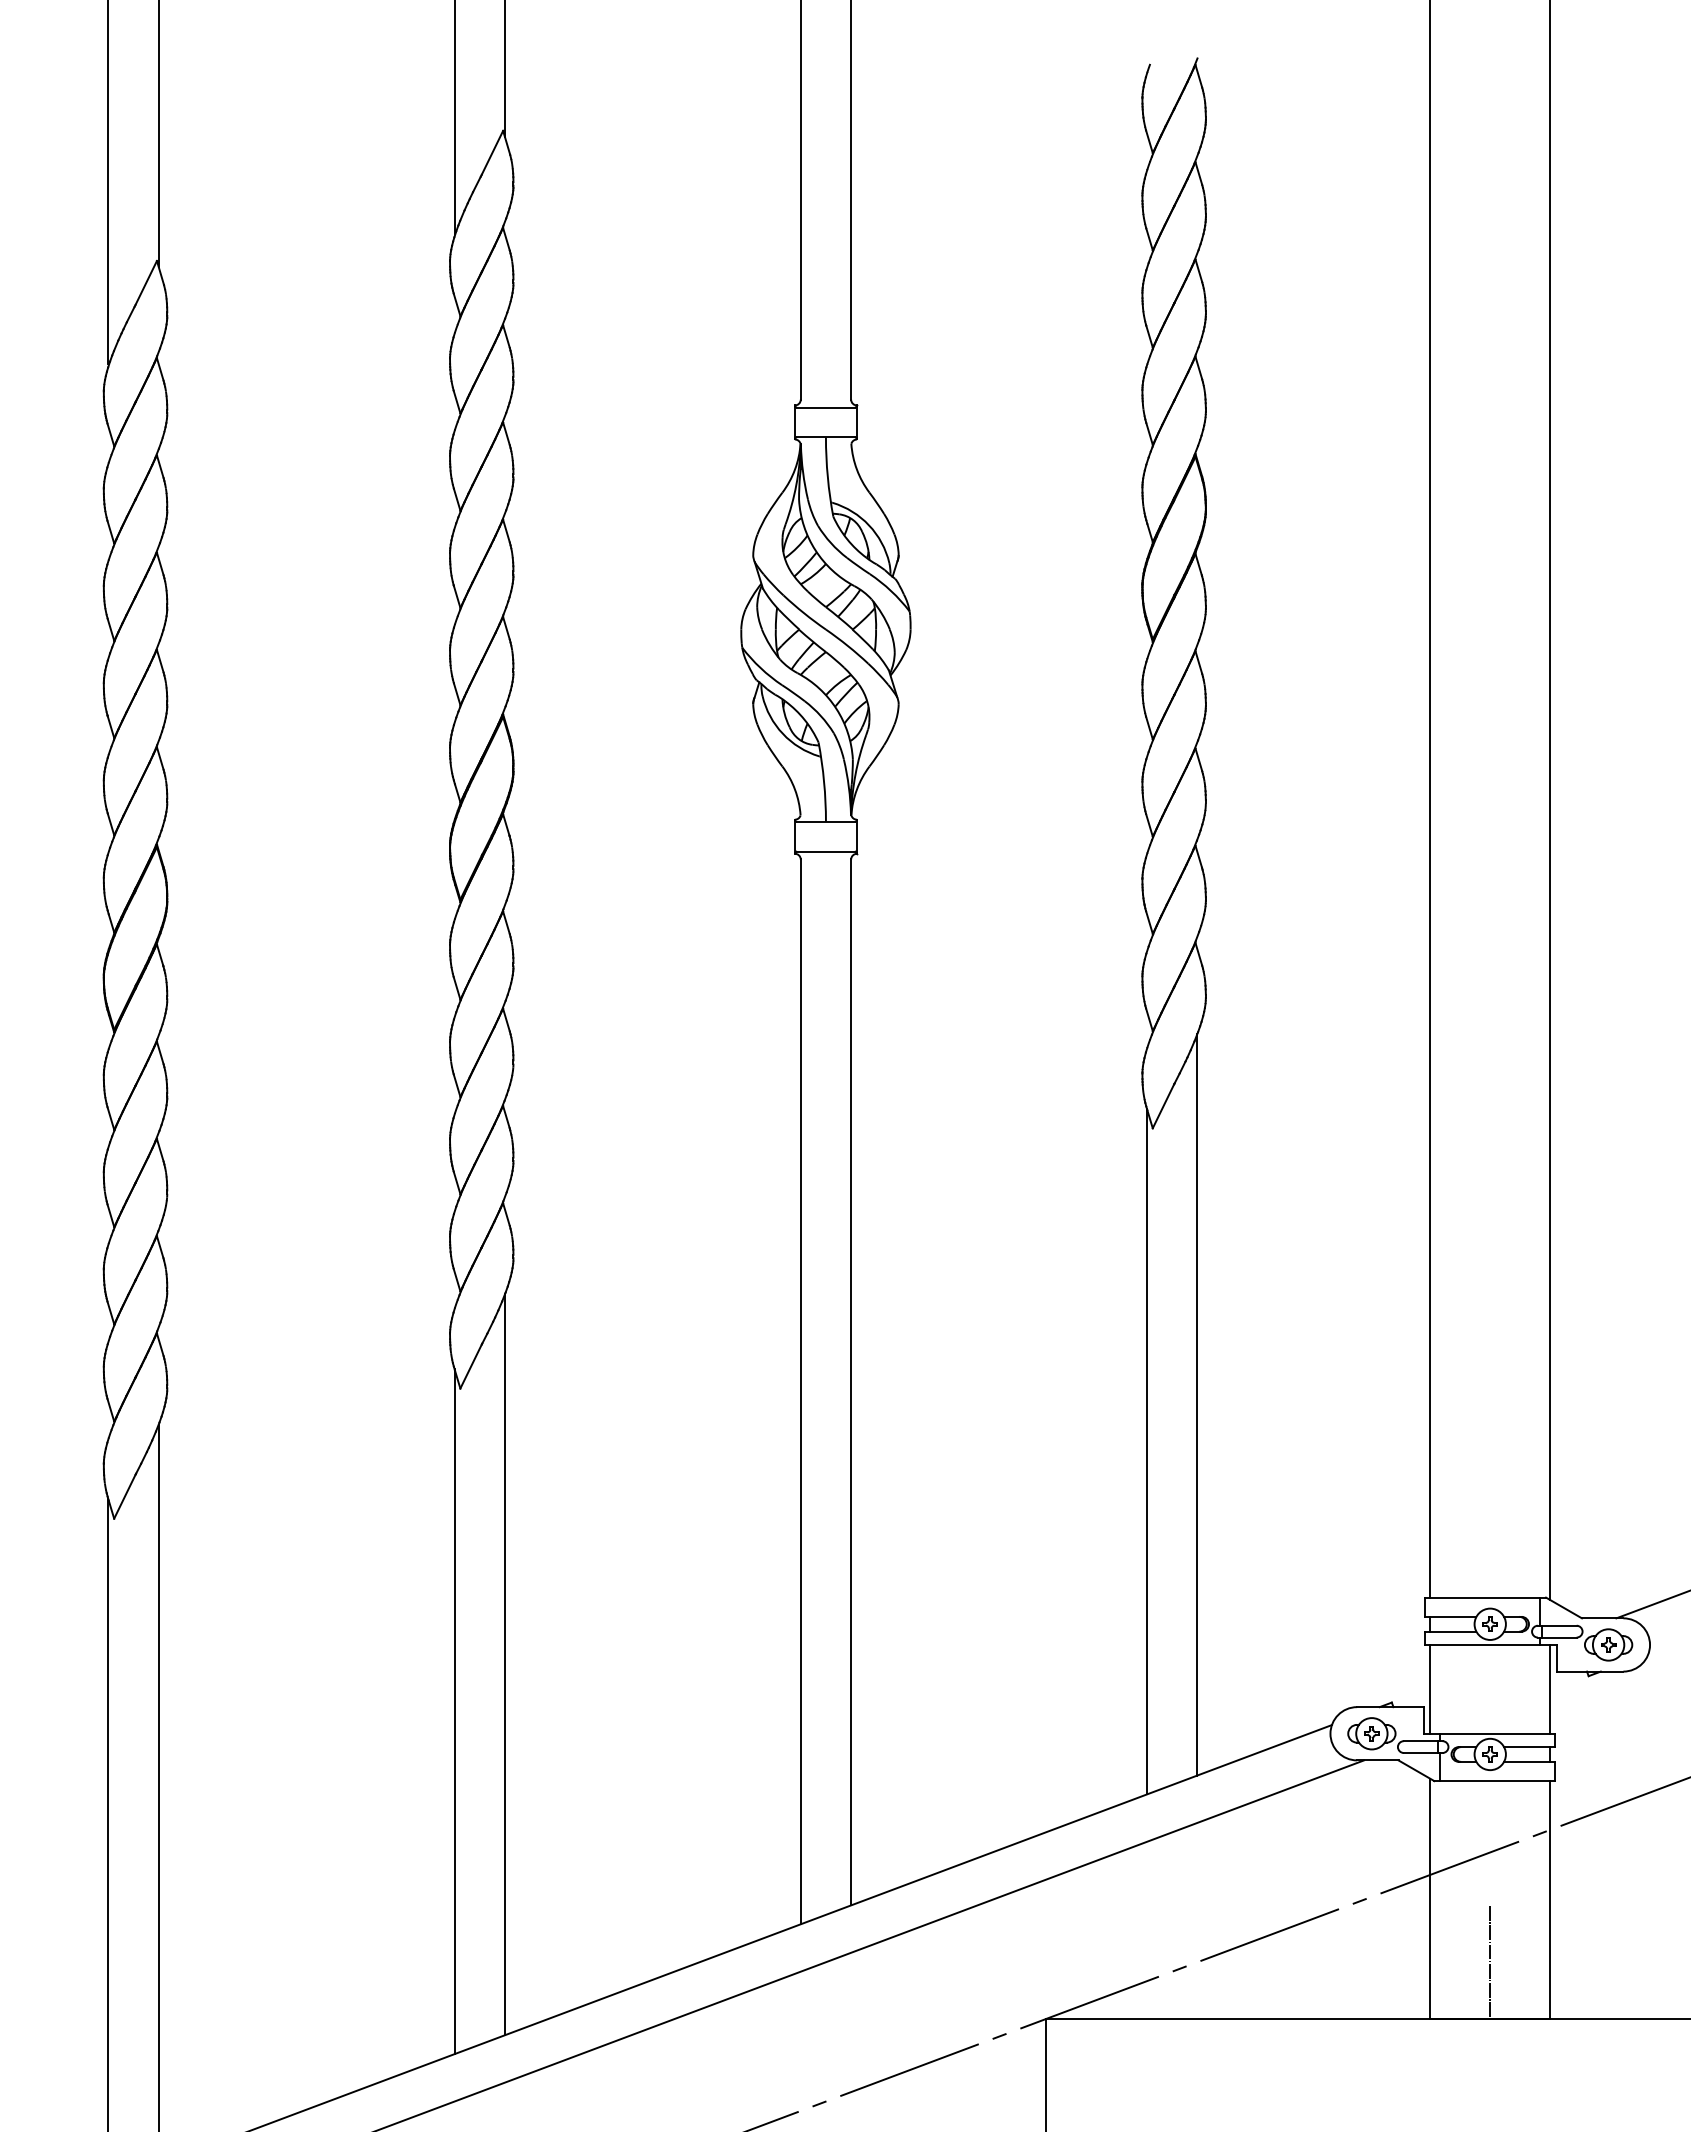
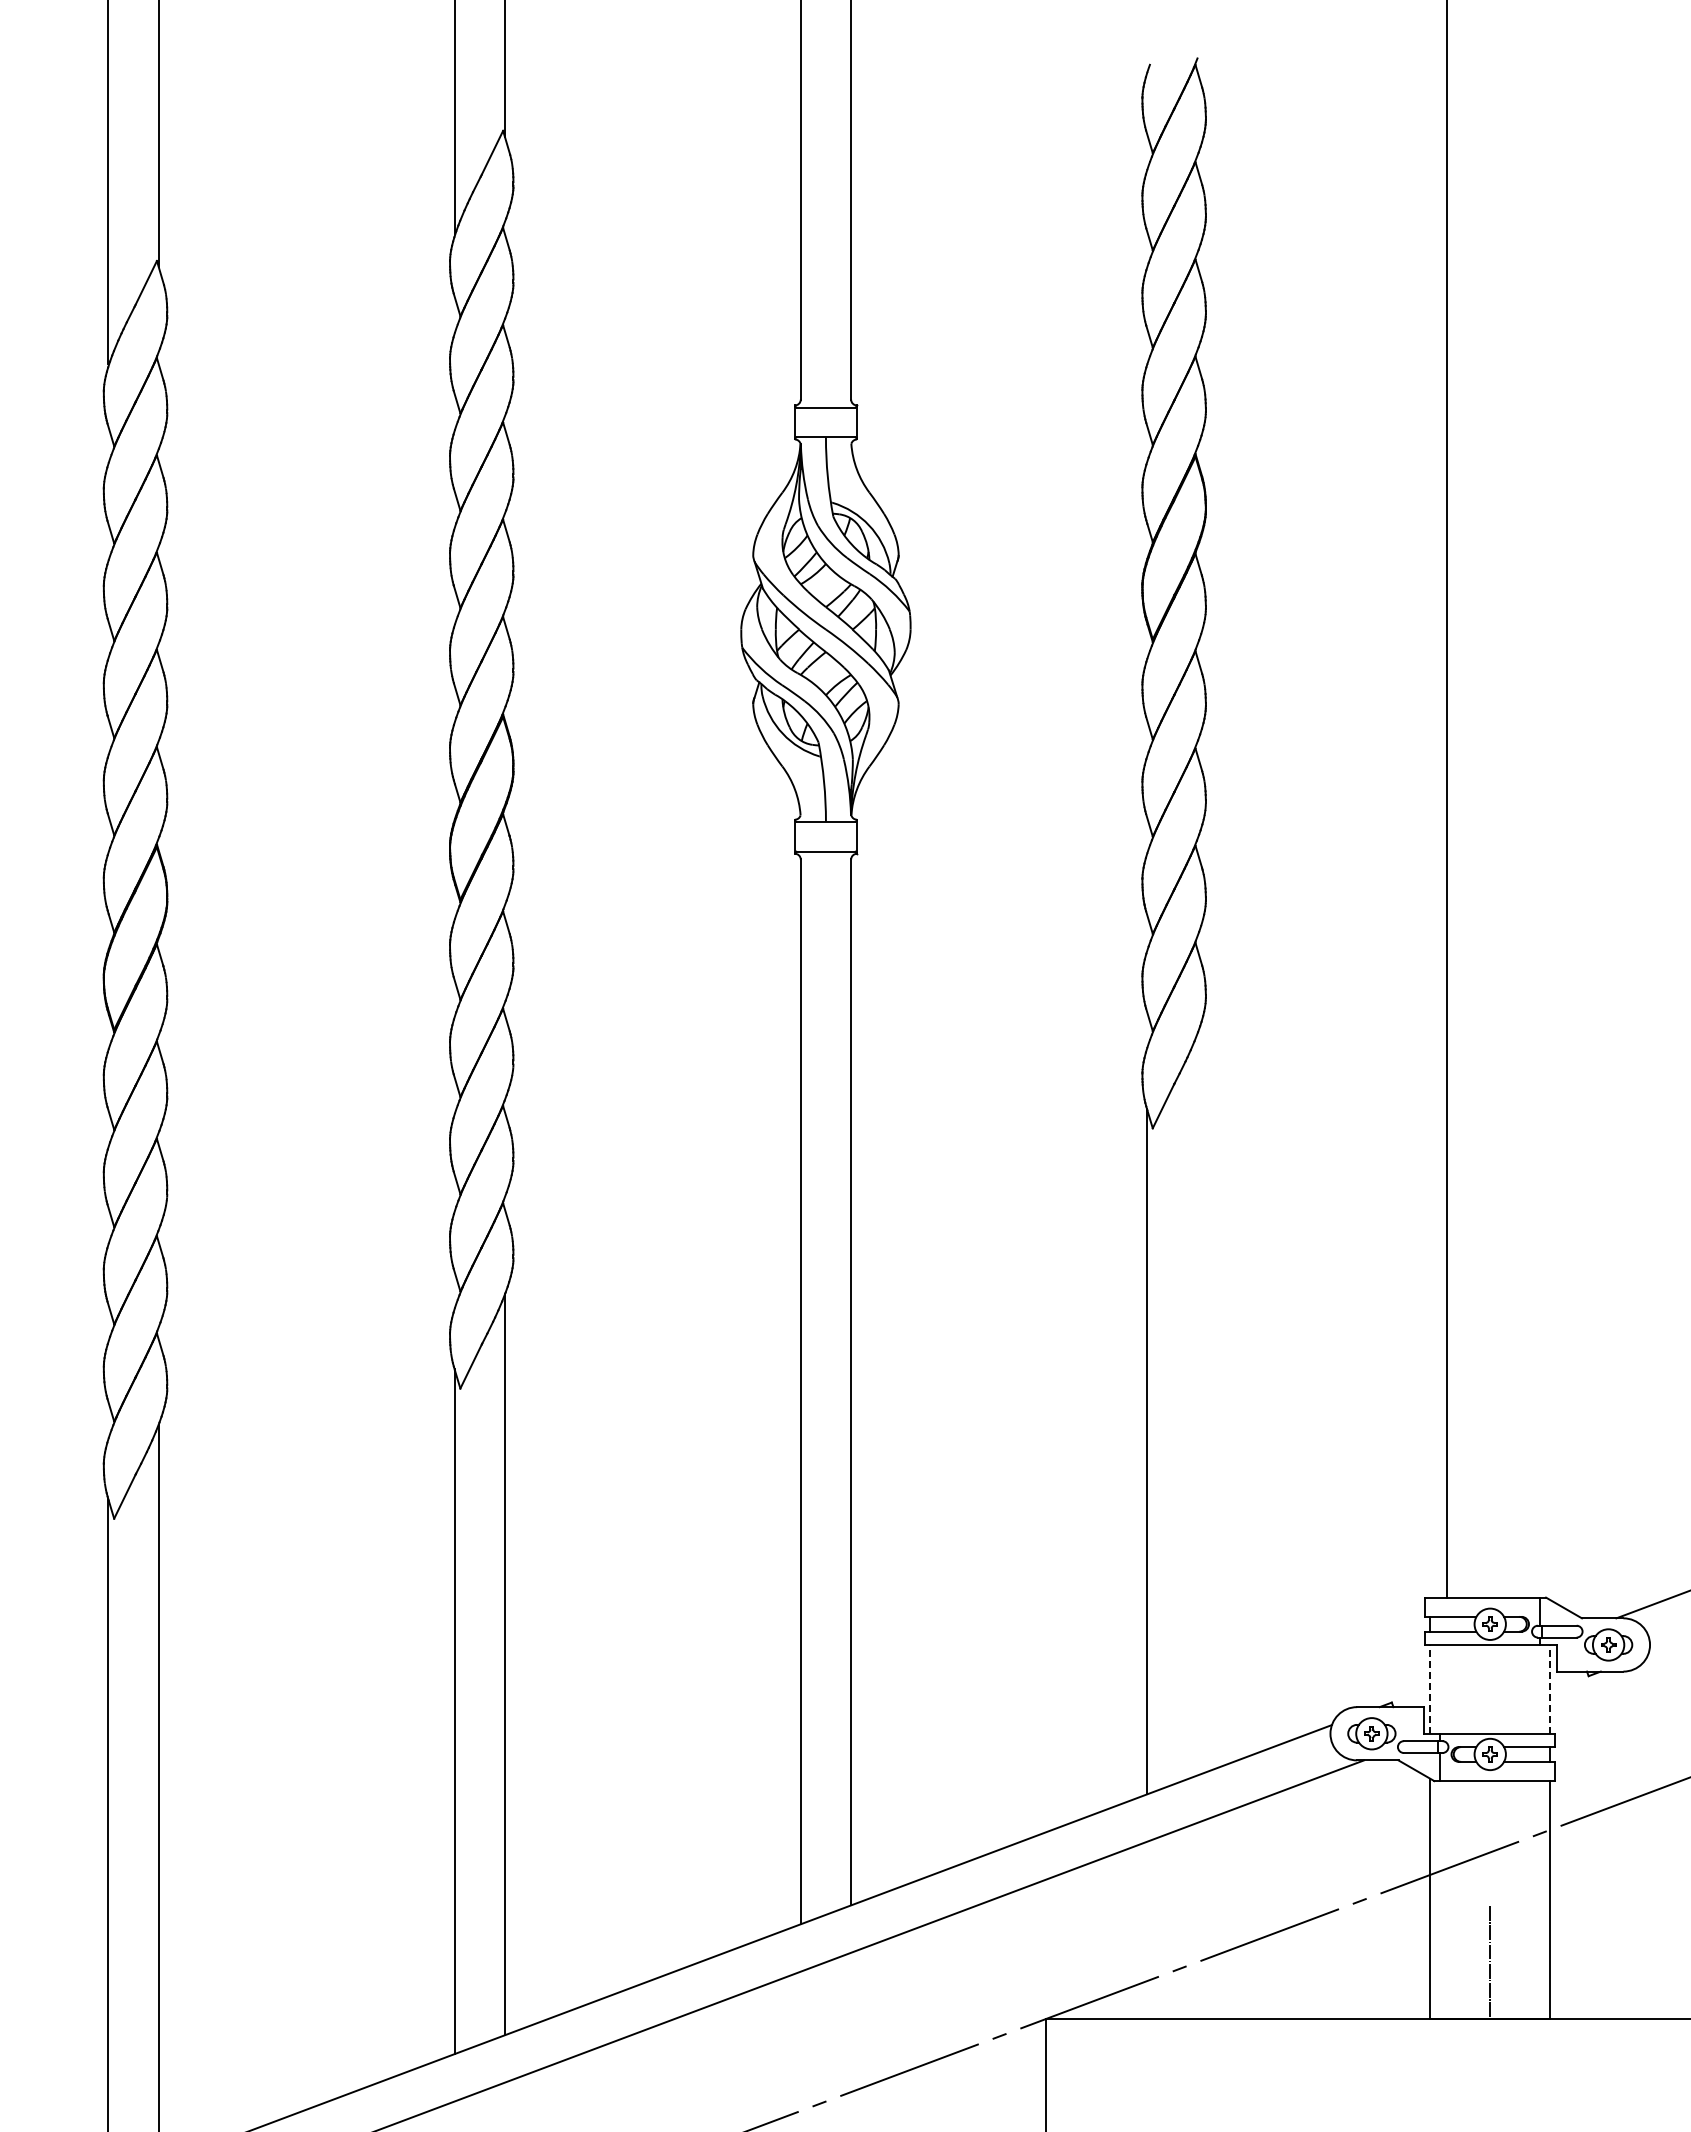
line position: (1430, 799) -> (1447, 799) (1447, 799)
line: present -> none (1550, 801)
line: present -> none (1197, 1404)
line: solid -> dashed (1430, 1688)
line: solid -> dashed (1550, 1688)
